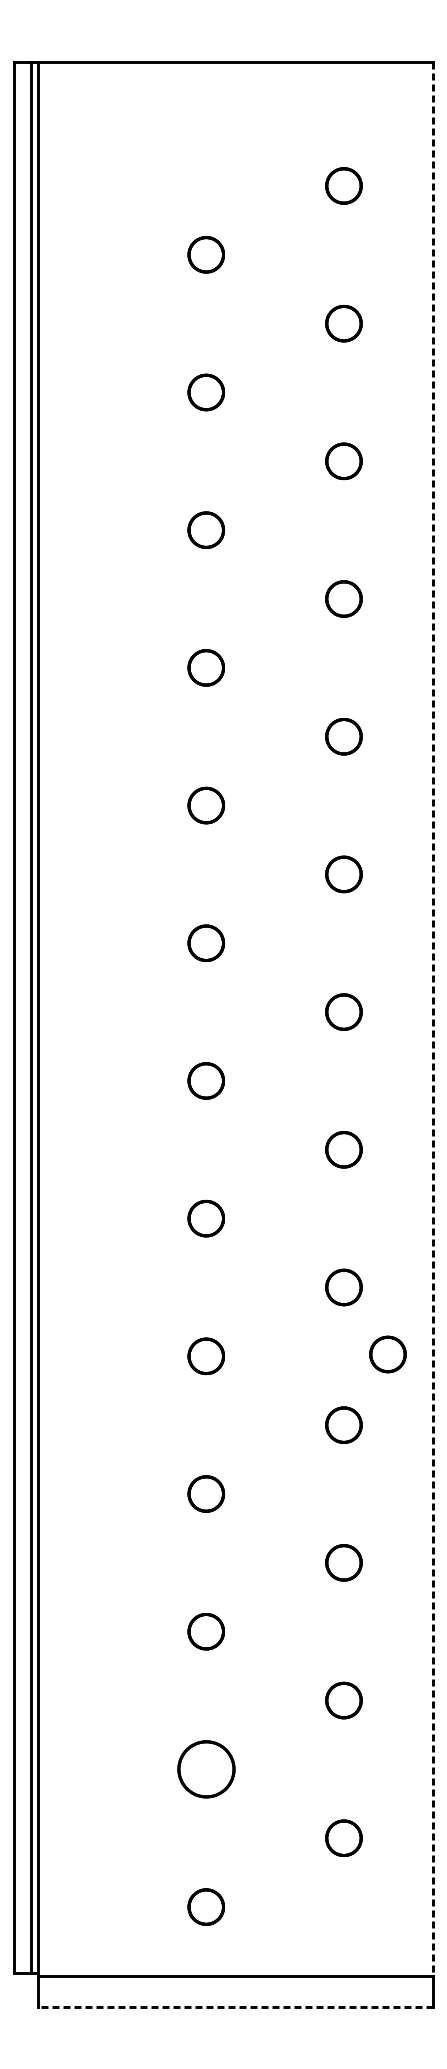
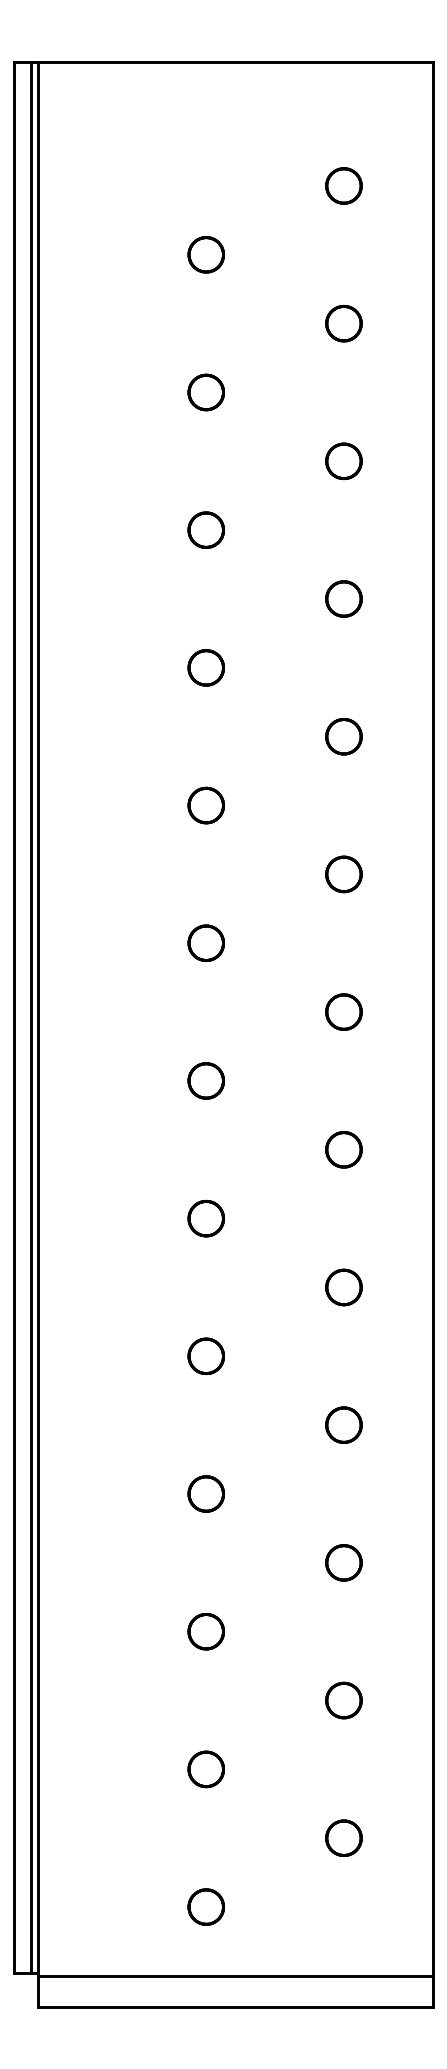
line: dashed -> solid (433, 1019)
part: present -> none (387, 1354)
part size: 59x59 px -> 38x39 px (205, 1769)
line: dashed -> solid (235, 2006)
